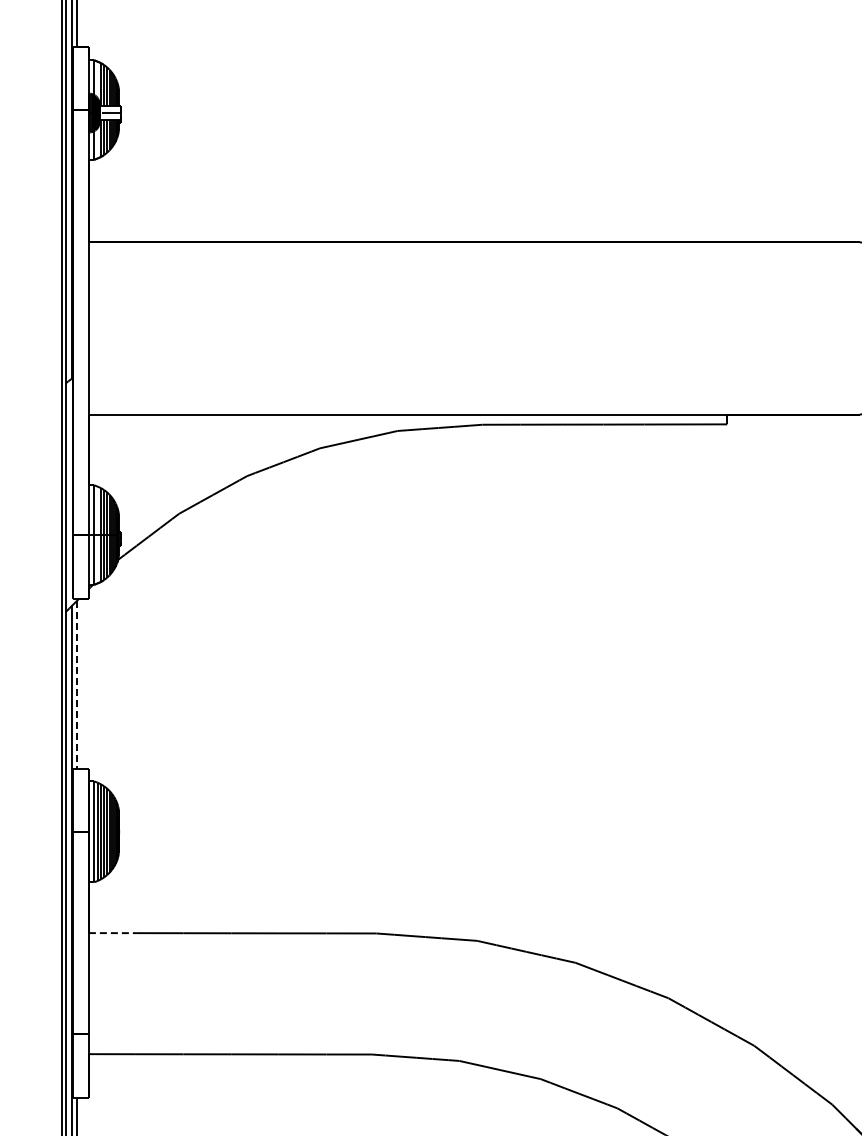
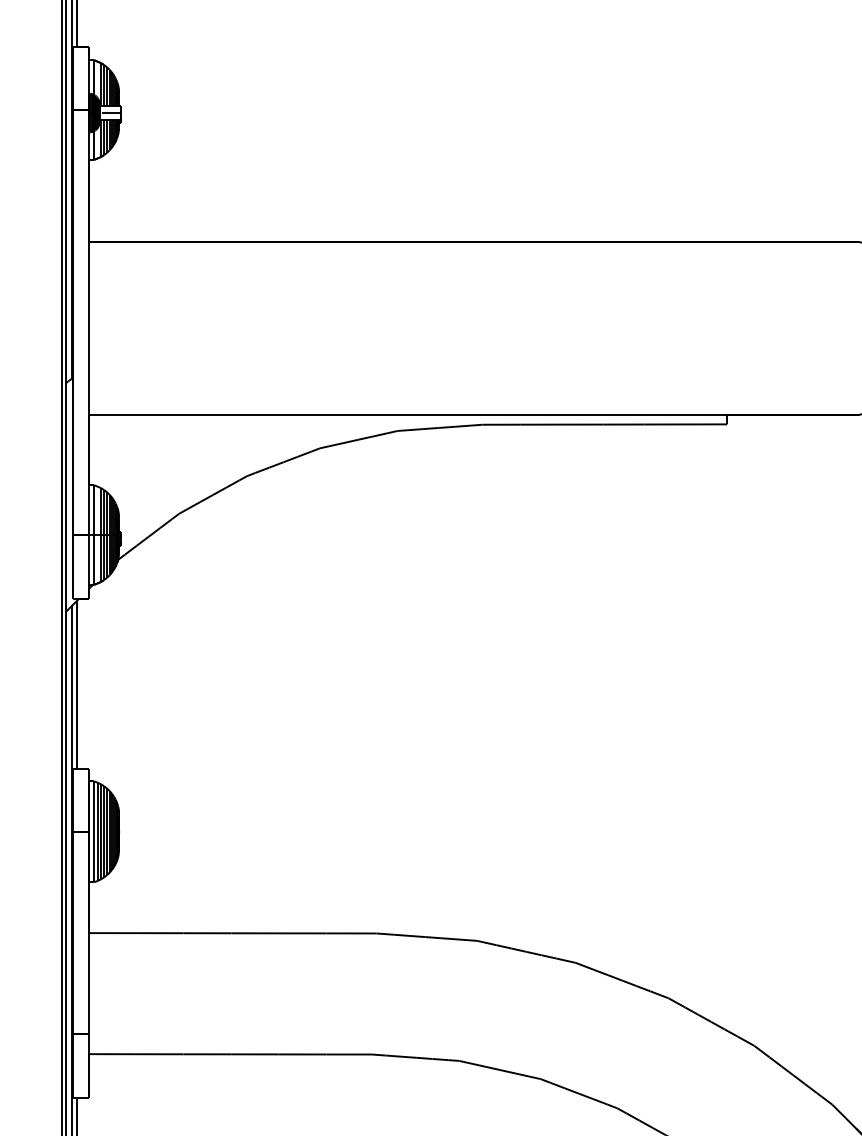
line: dashed -> solid (76, 684)
line: dashed -> solid (112, 933)
